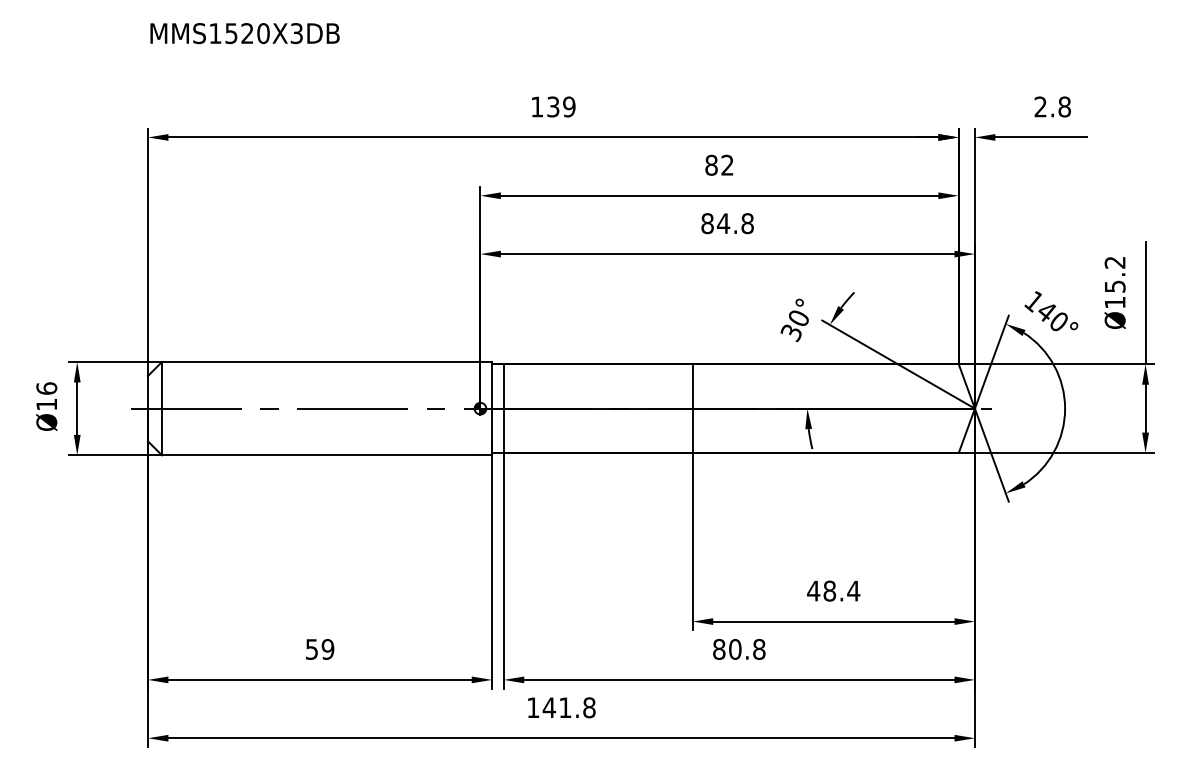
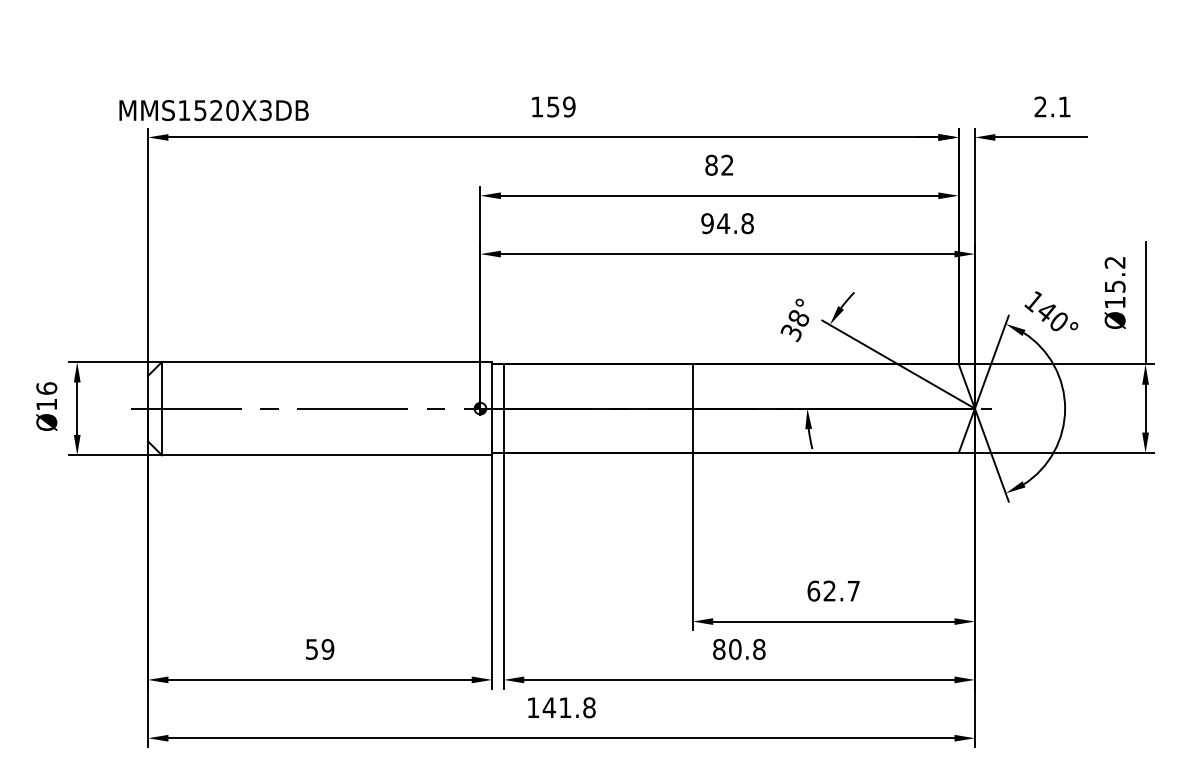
text position: (244, 33) -> (213, 110) (213, 110)
text: 139 -> 159 (553, 106)
text: 2.8 -> 2.1 (1064, 106)
text: 84.8 -> 94.8 (707, 223)
text: 30° -> 38° (798, 318)
text: 48.4 -> 62.7 (833, 590)
